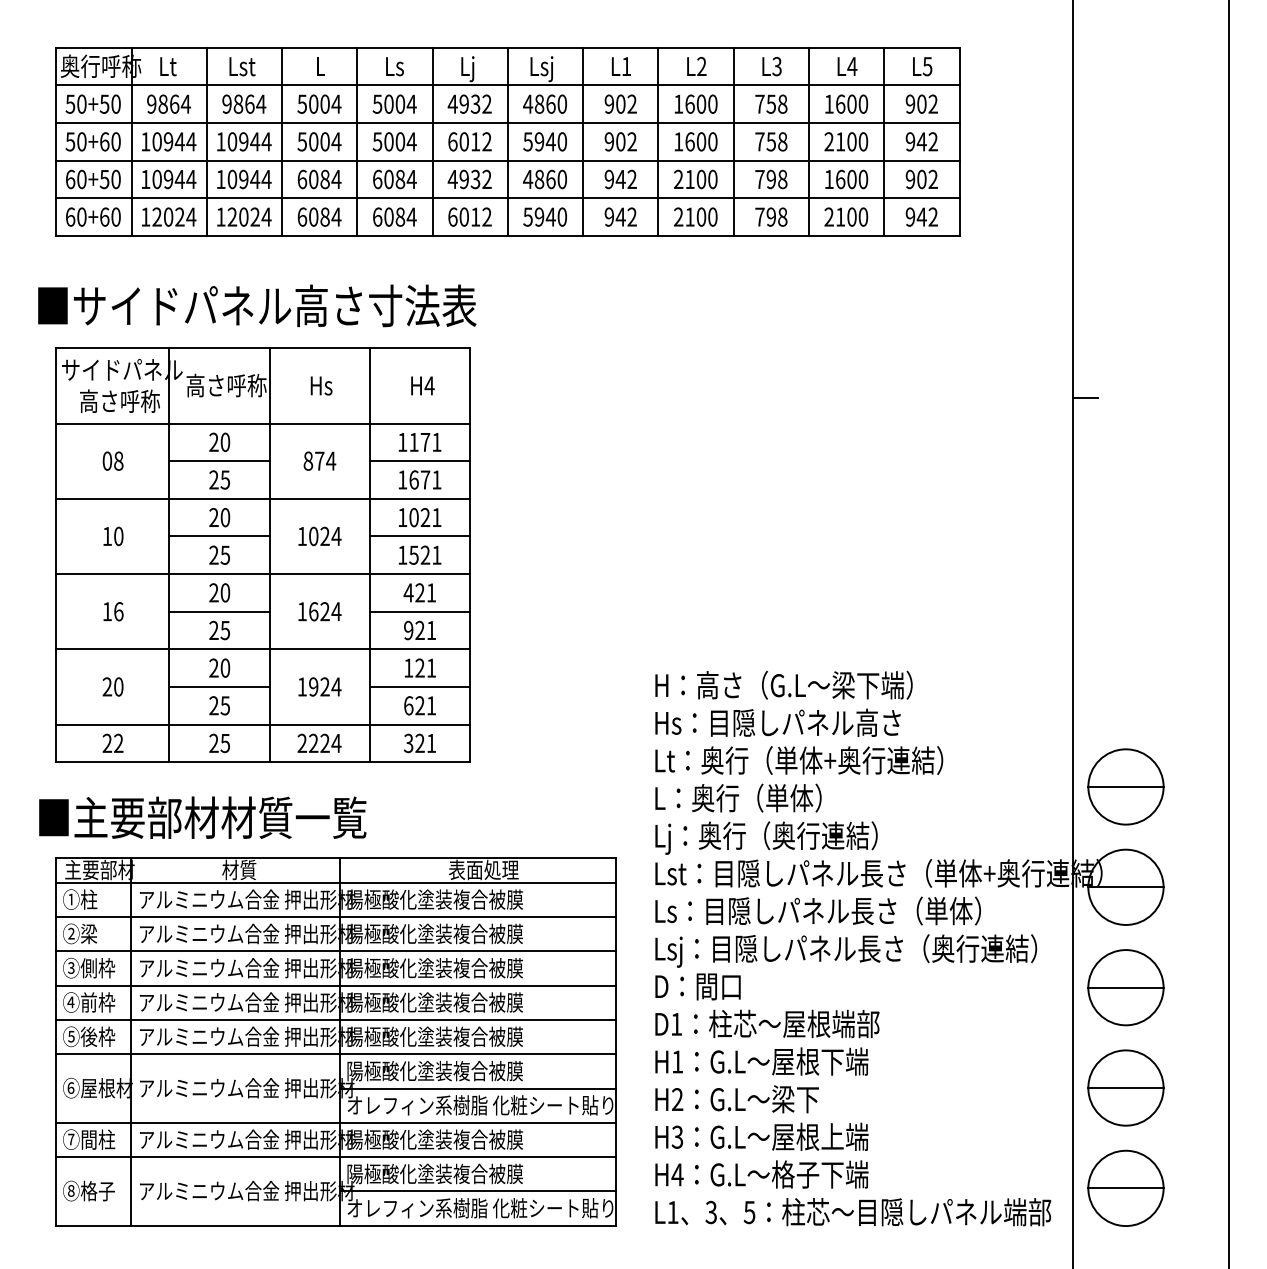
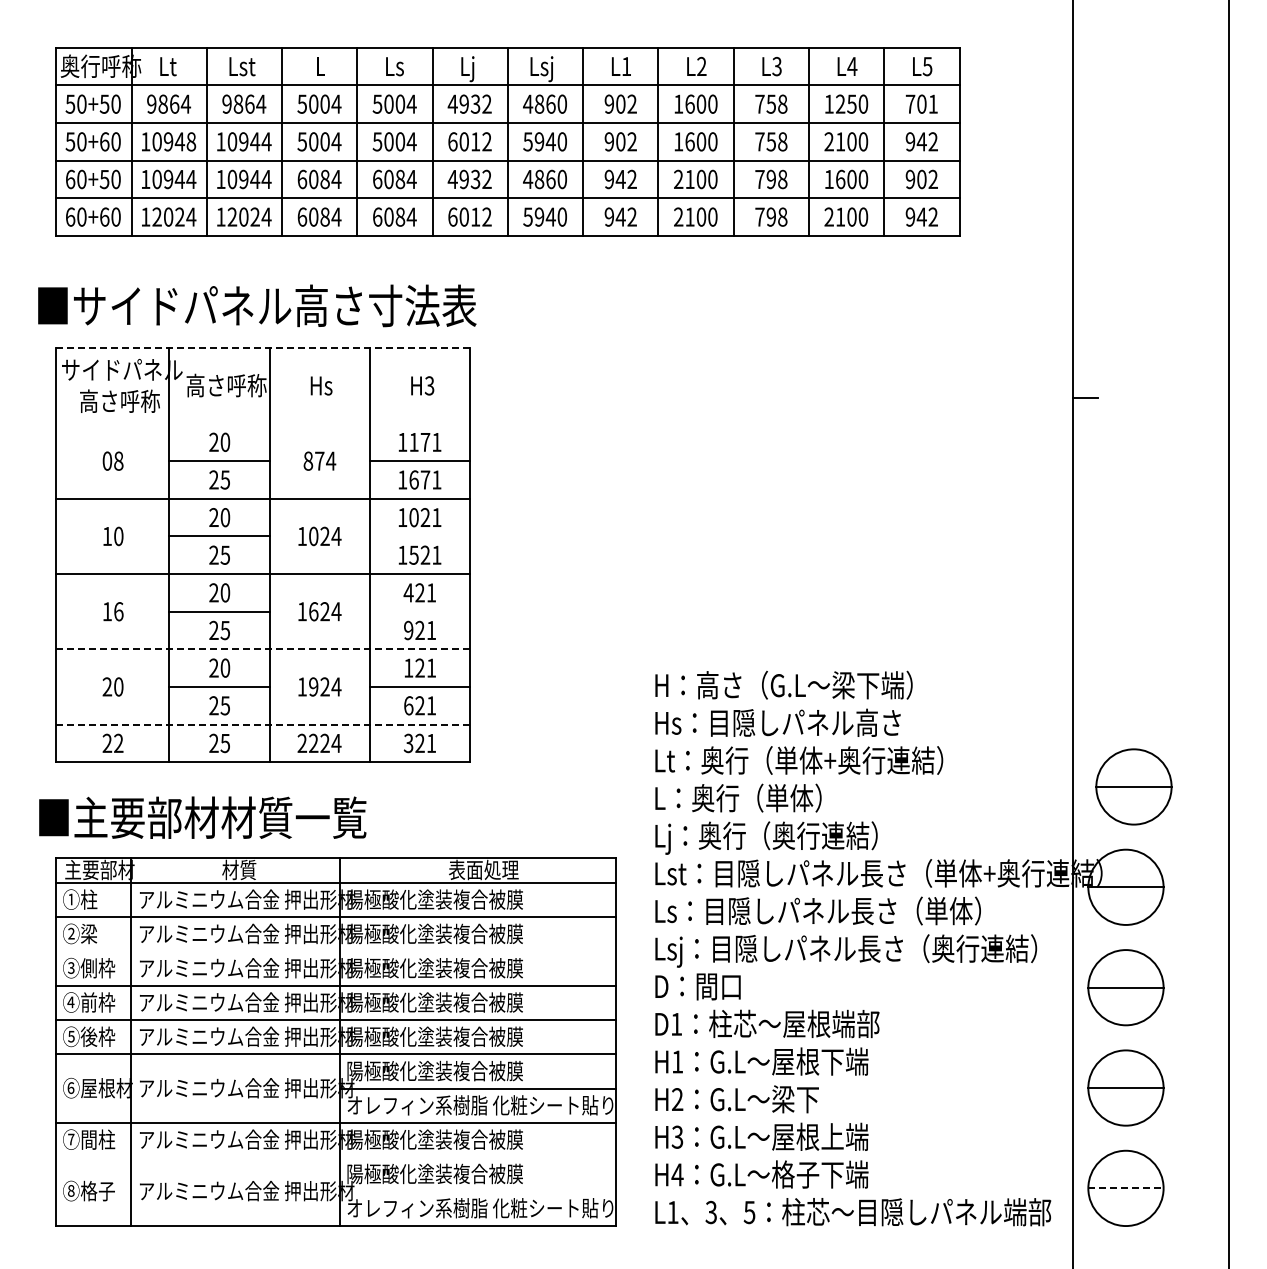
text: 1600 -> 1250 (846, 103)
text: 902 -> 701 (921, 103)
text: 10944 -> 10948 (191, 141)
line: solid -> dashed (263, 348)
text: H4 -> H3 (429, 385)
line: present -> none (263, 423)
line: present -> none (419, 536)
line: present -> none (419, 611)
line: solid -> dashed (263, 649)
line: solid -> dashed (263, 724)
part position: (1125, 786) -> (1133, 786) (1133, 786)
line: present -> none (335, 951)
line: present -> none (335, 1157)
line: solid -> dashed (1125, 1188)
line: present -> none (477, 1191)
